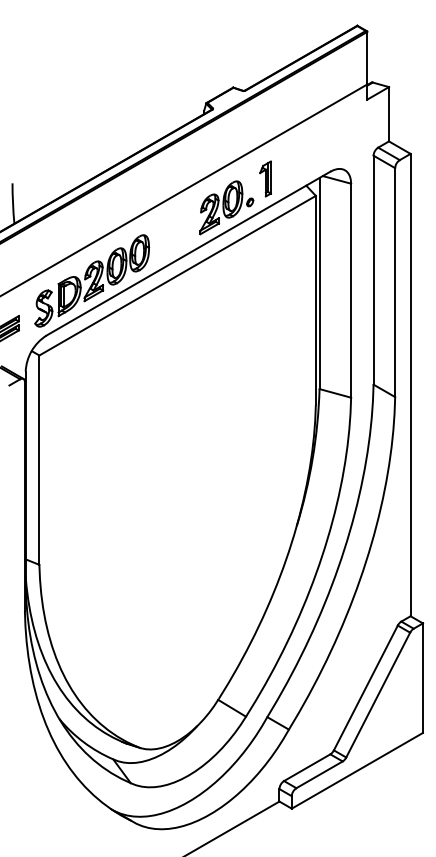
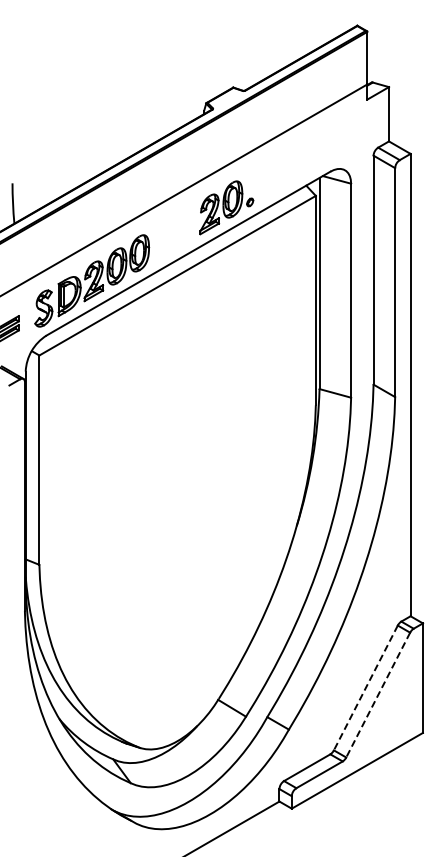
part: present -> none (265, 178)
line: solid -> dashed (365, 688)
line: solid -> dashed (377, 695)
